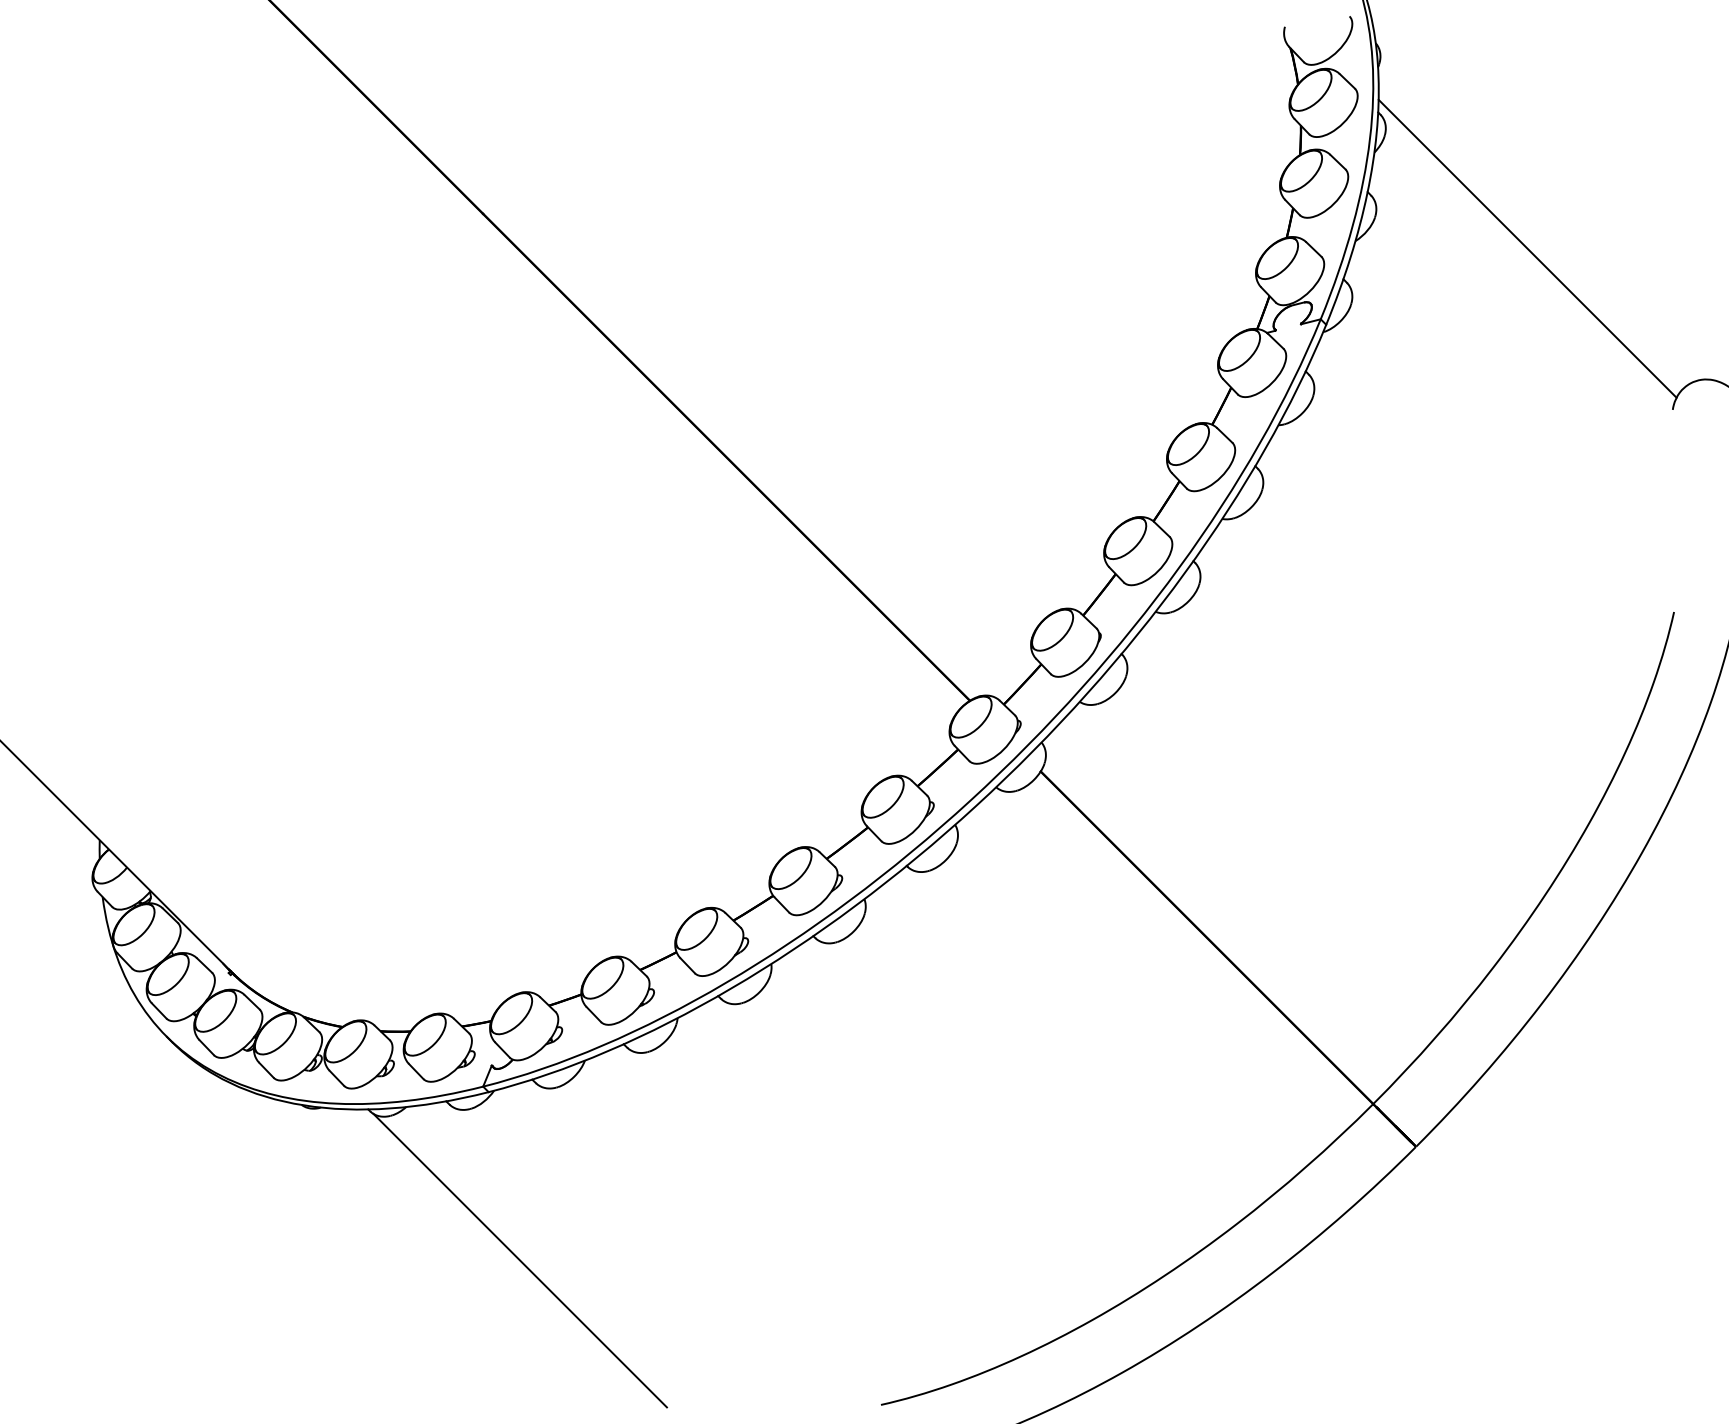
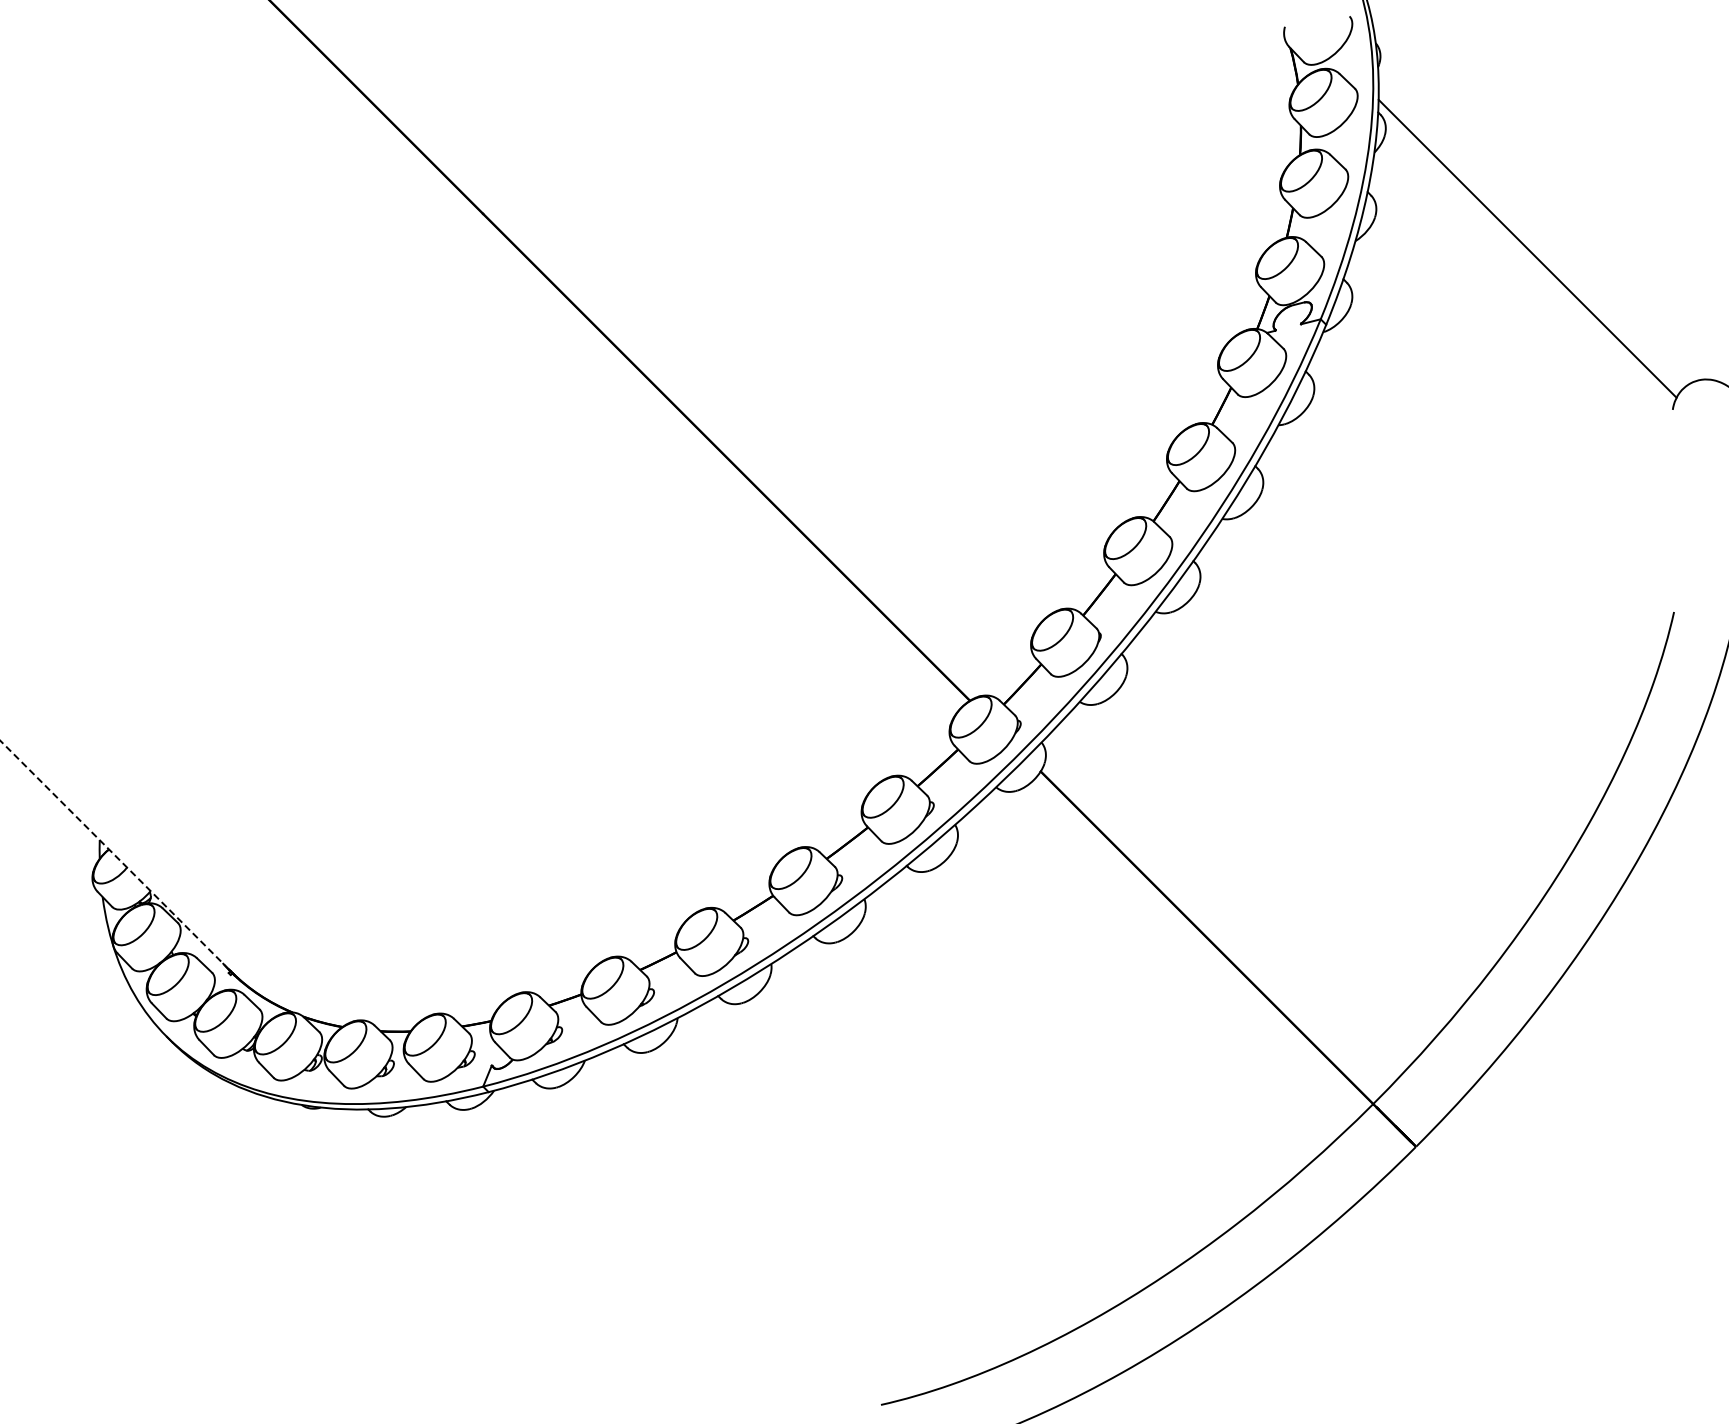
line: solid -> dashed (114, 854)
line: present -> none (519, 1260)
